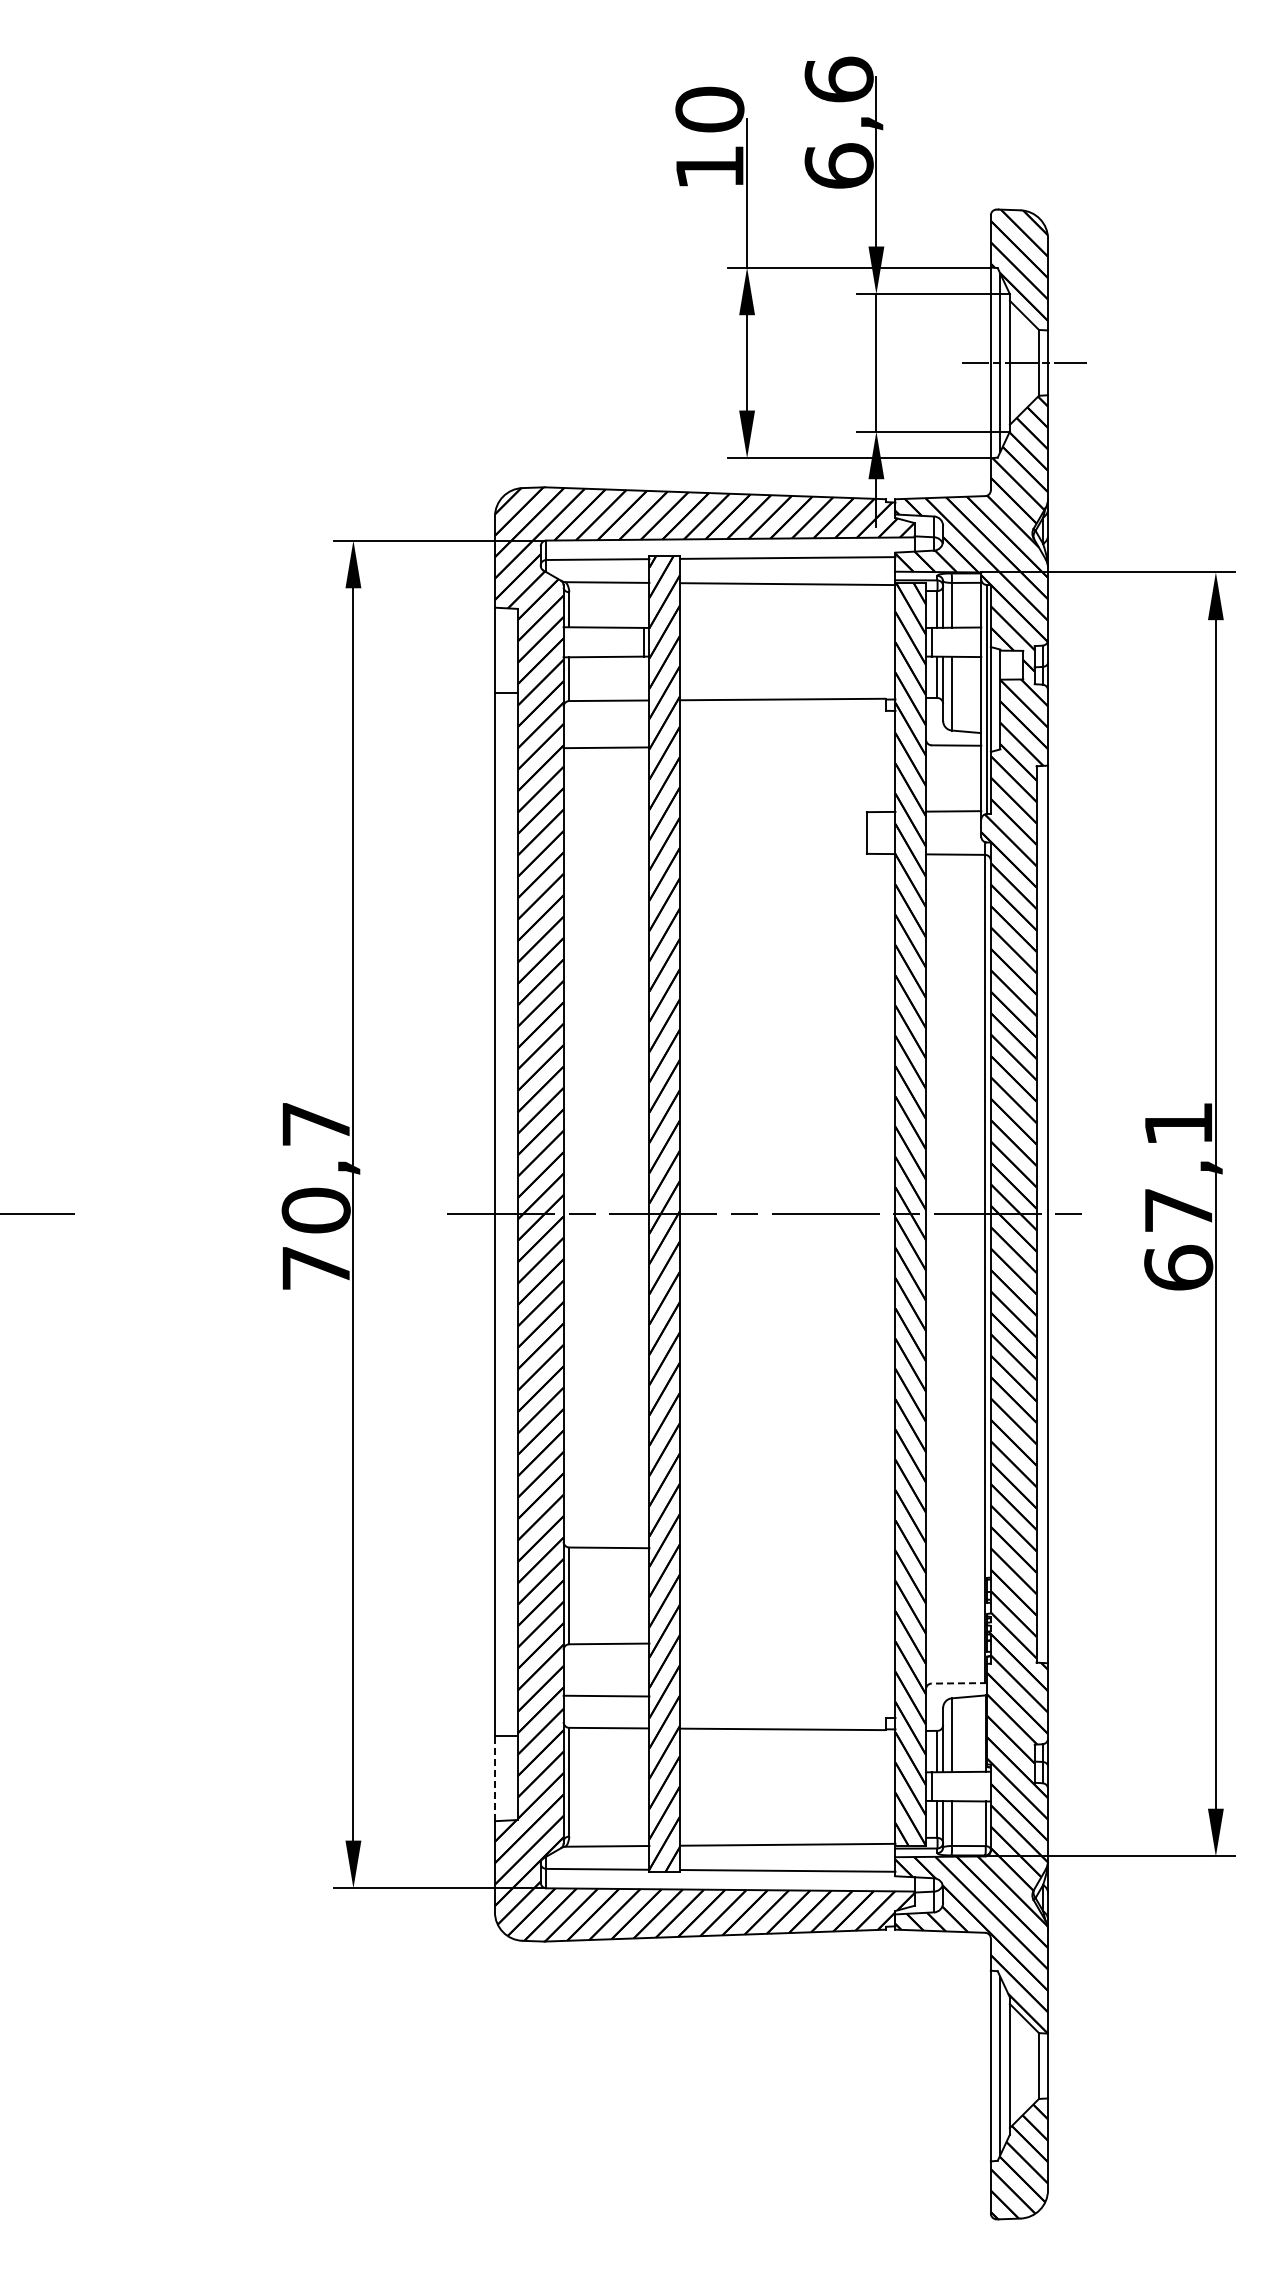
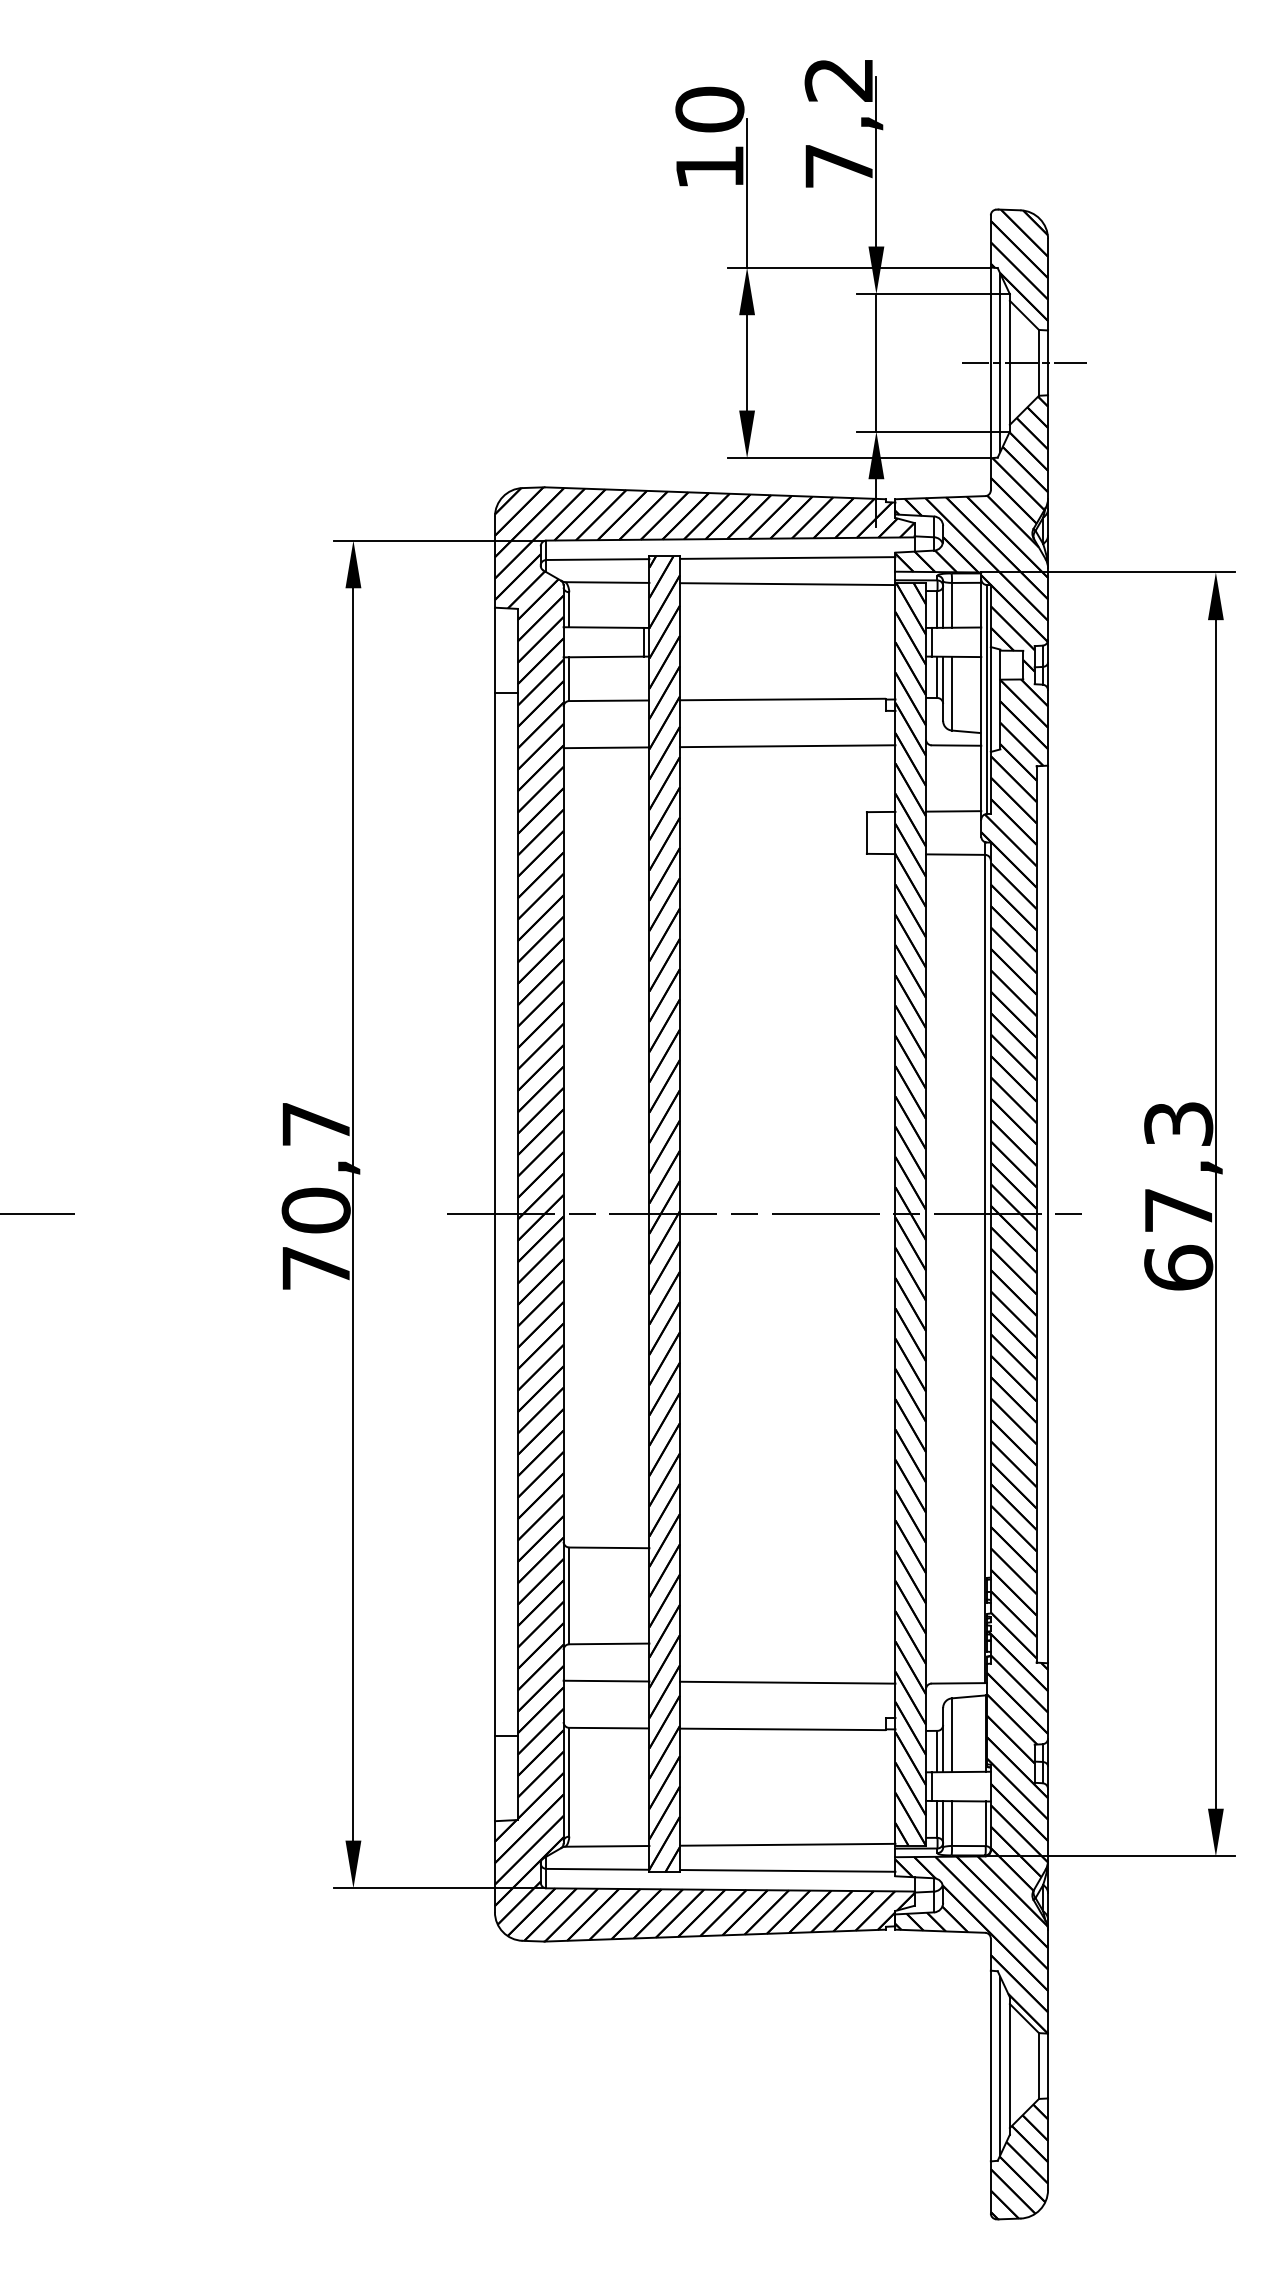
text: 6,6 -> 7,2 (838, 122)
line: none -> present (787, 746)
text: 67,1 -> 67,3 (1178, 1123)
line: none -> present (787, 1682)
line: dashed -> solid (959, 1683)
line position: (606, 1695) -> (606, 1680) (606, 1680)
line: dashed -> solid (494, 1778)
